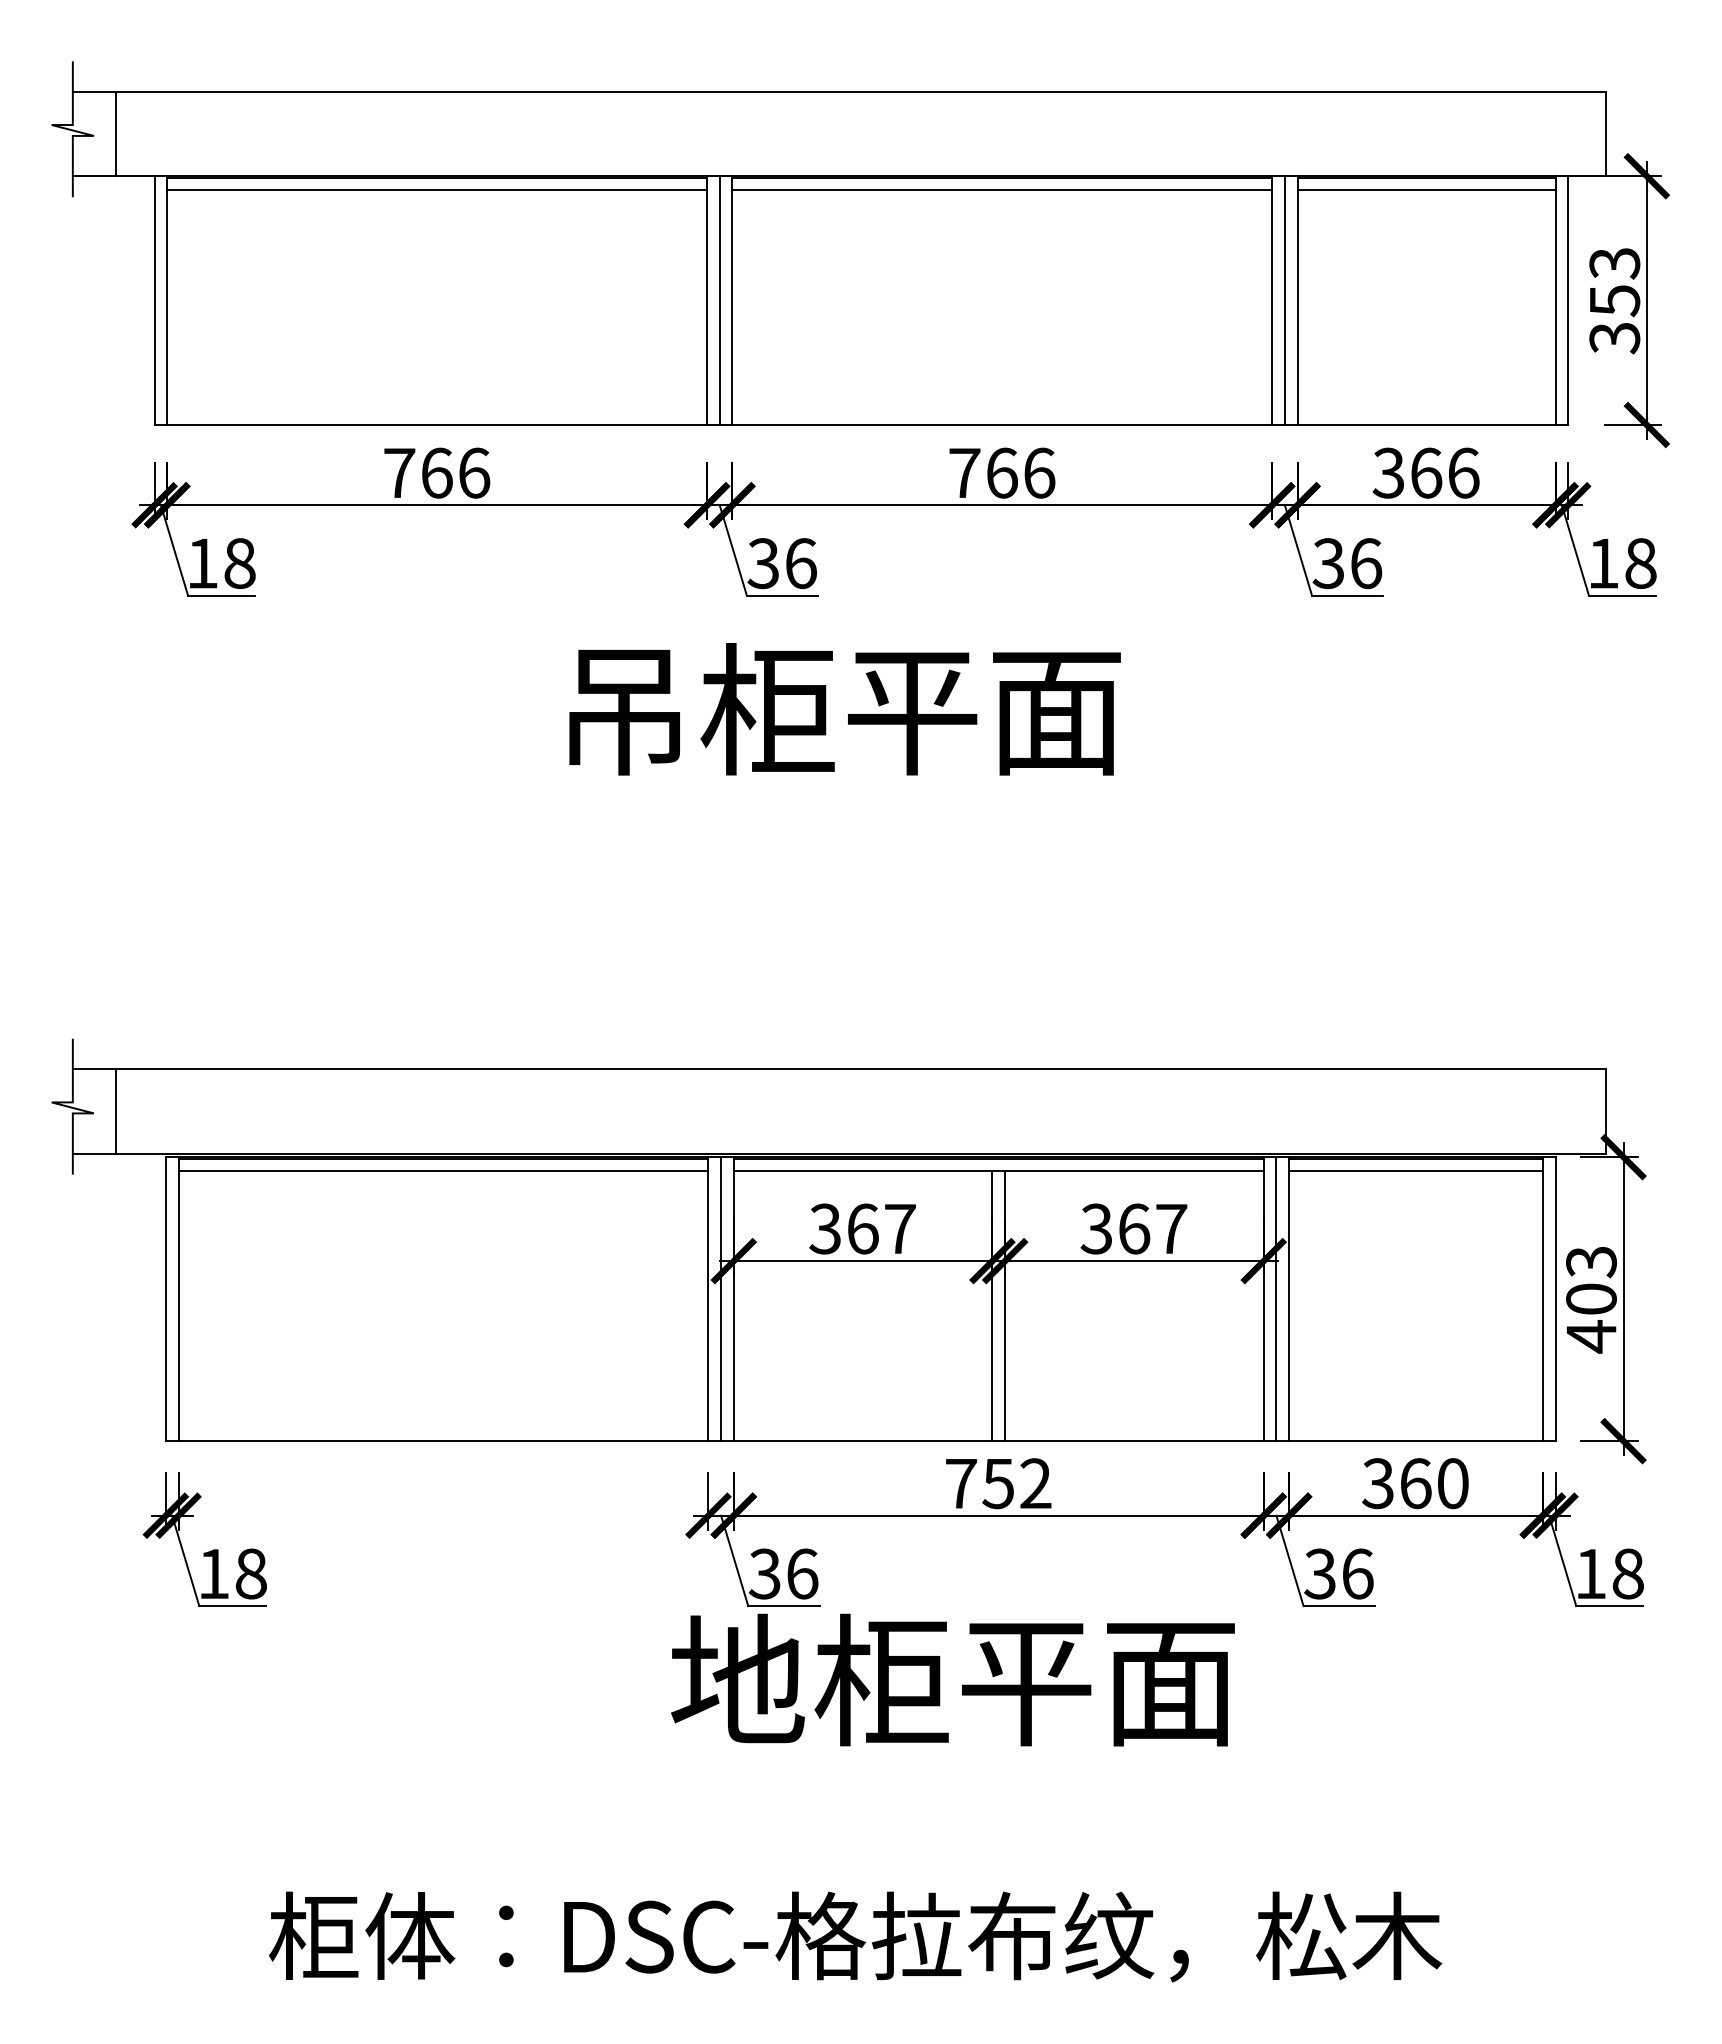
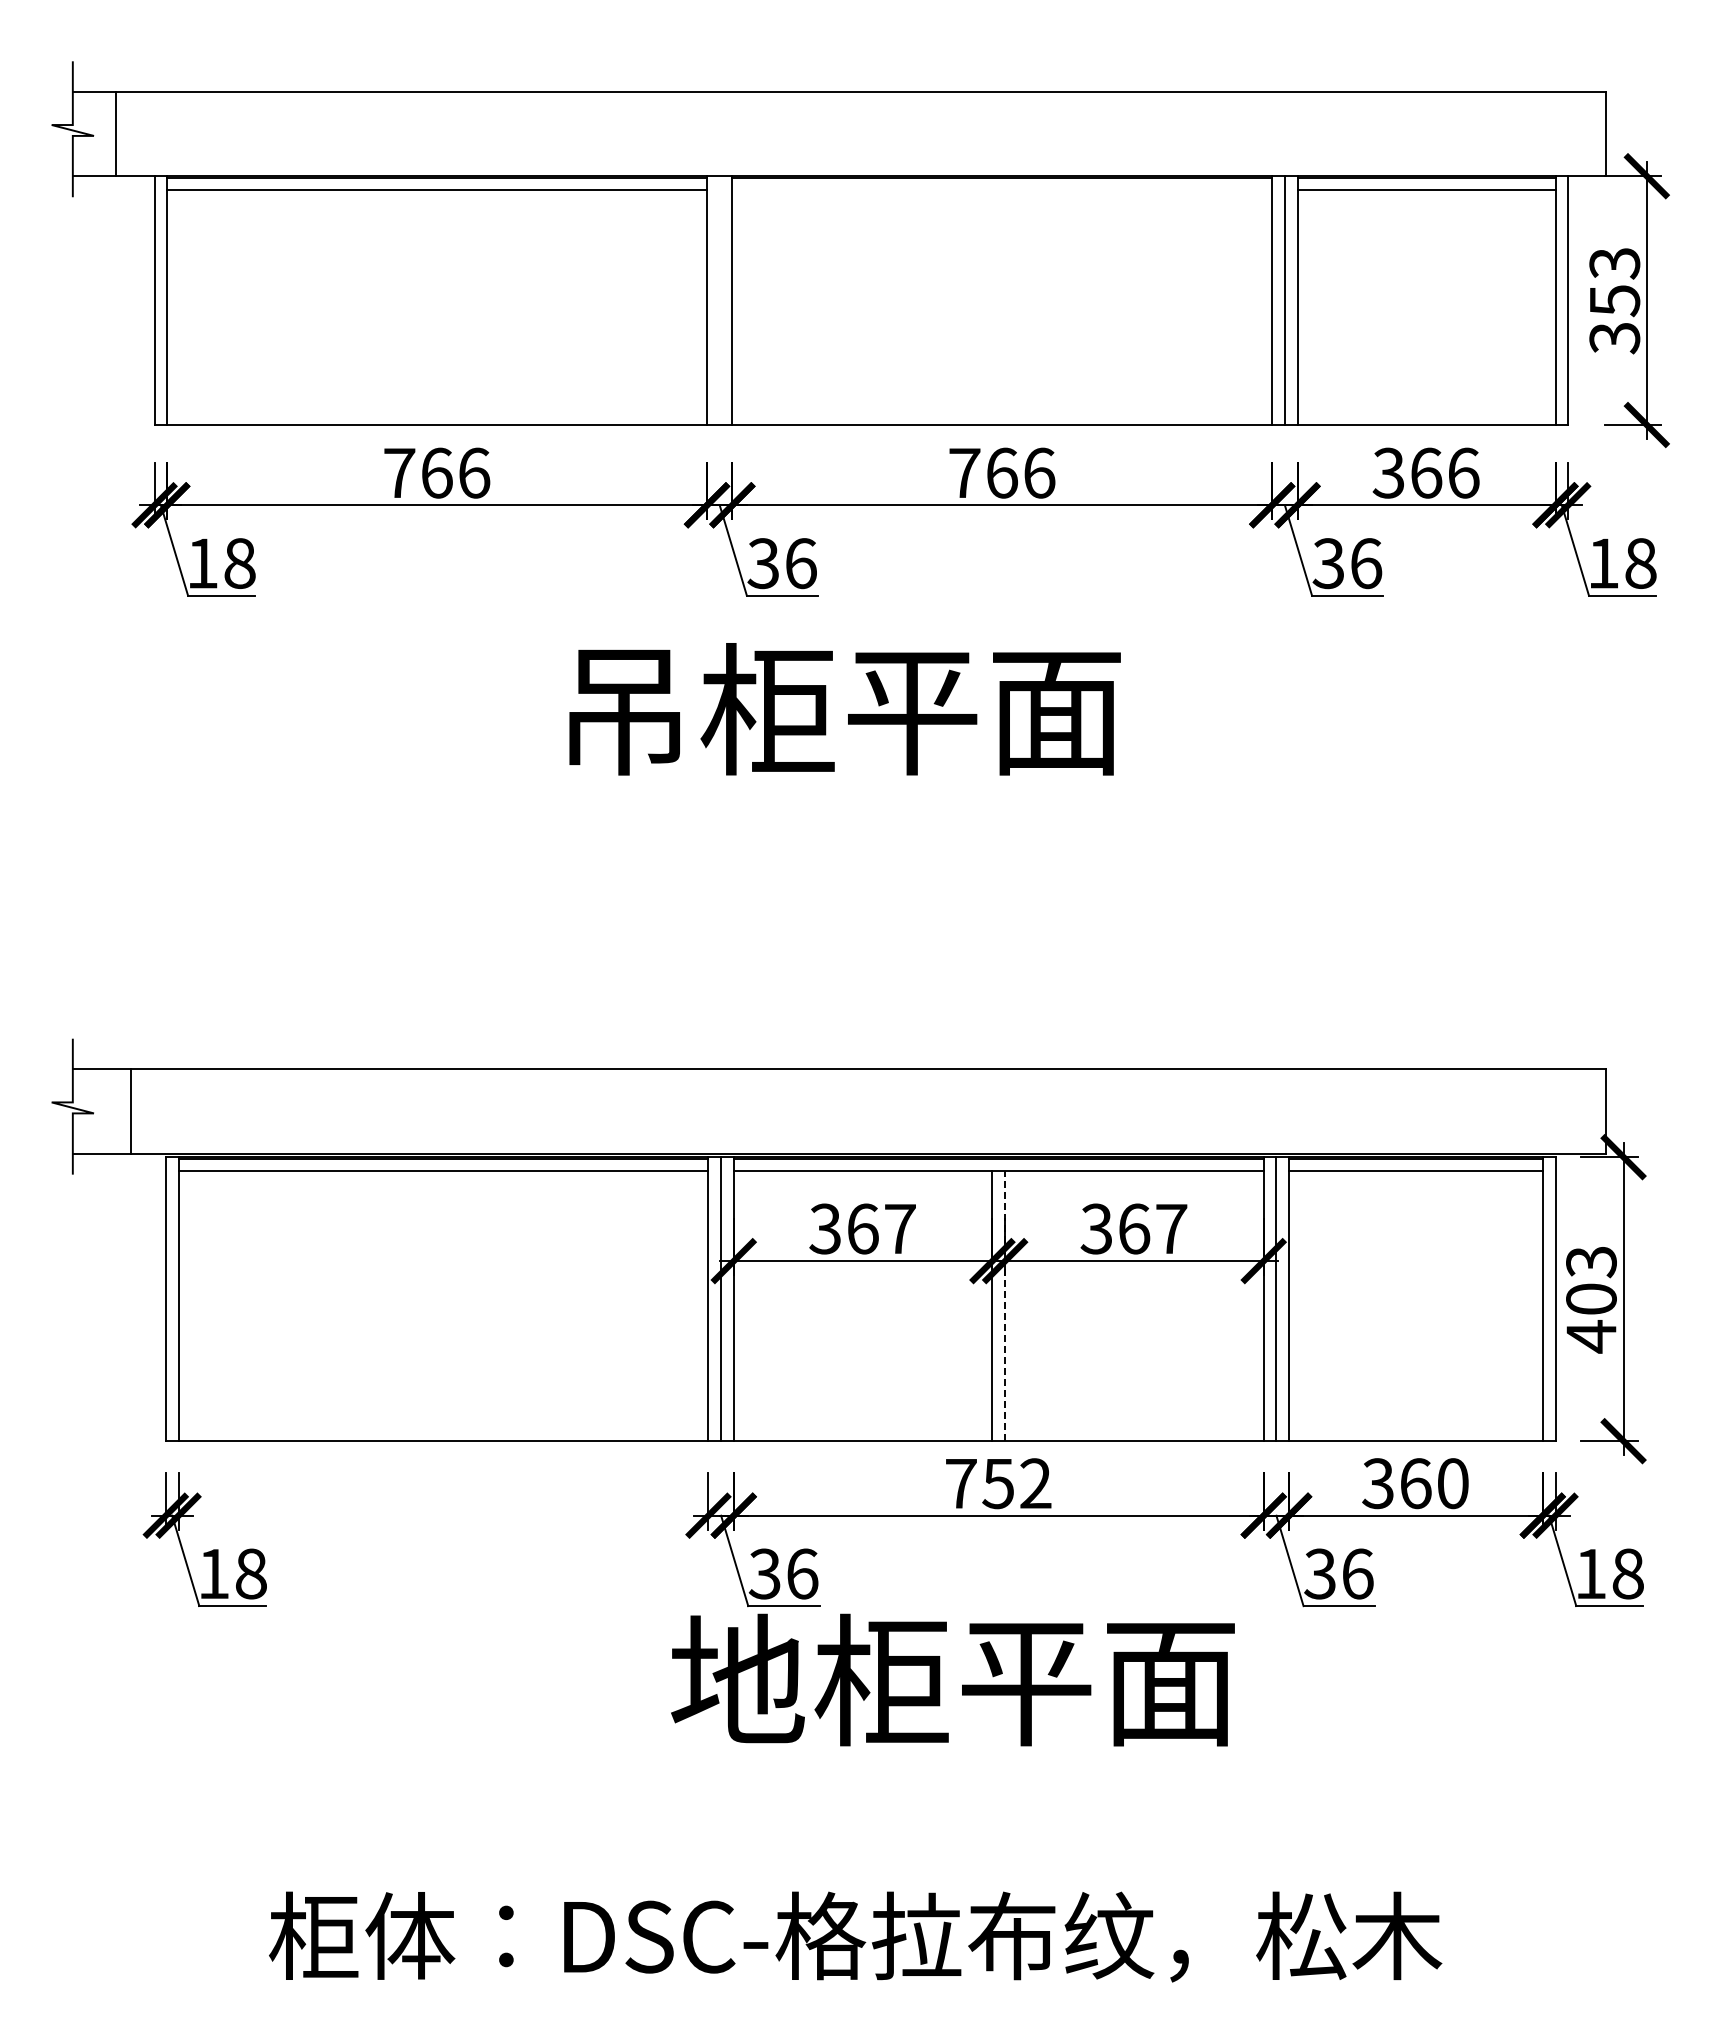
line: present -> none (1002, 190)
line: present -> none (719, 300)
line position: (115, 1111) -> (130, 1111) (130, 1111)
line: solid -> dashed (1005, 1306)
